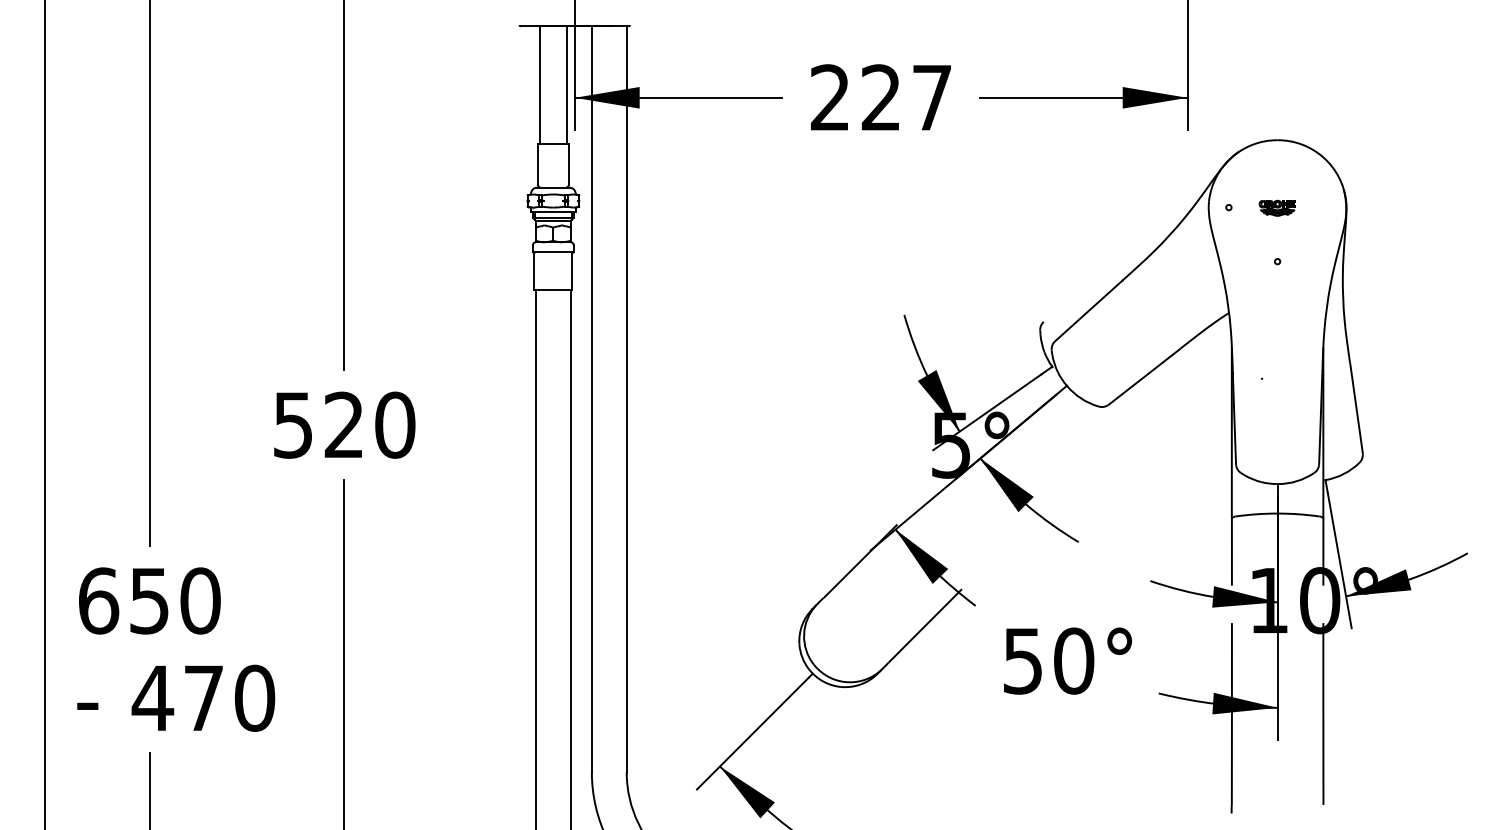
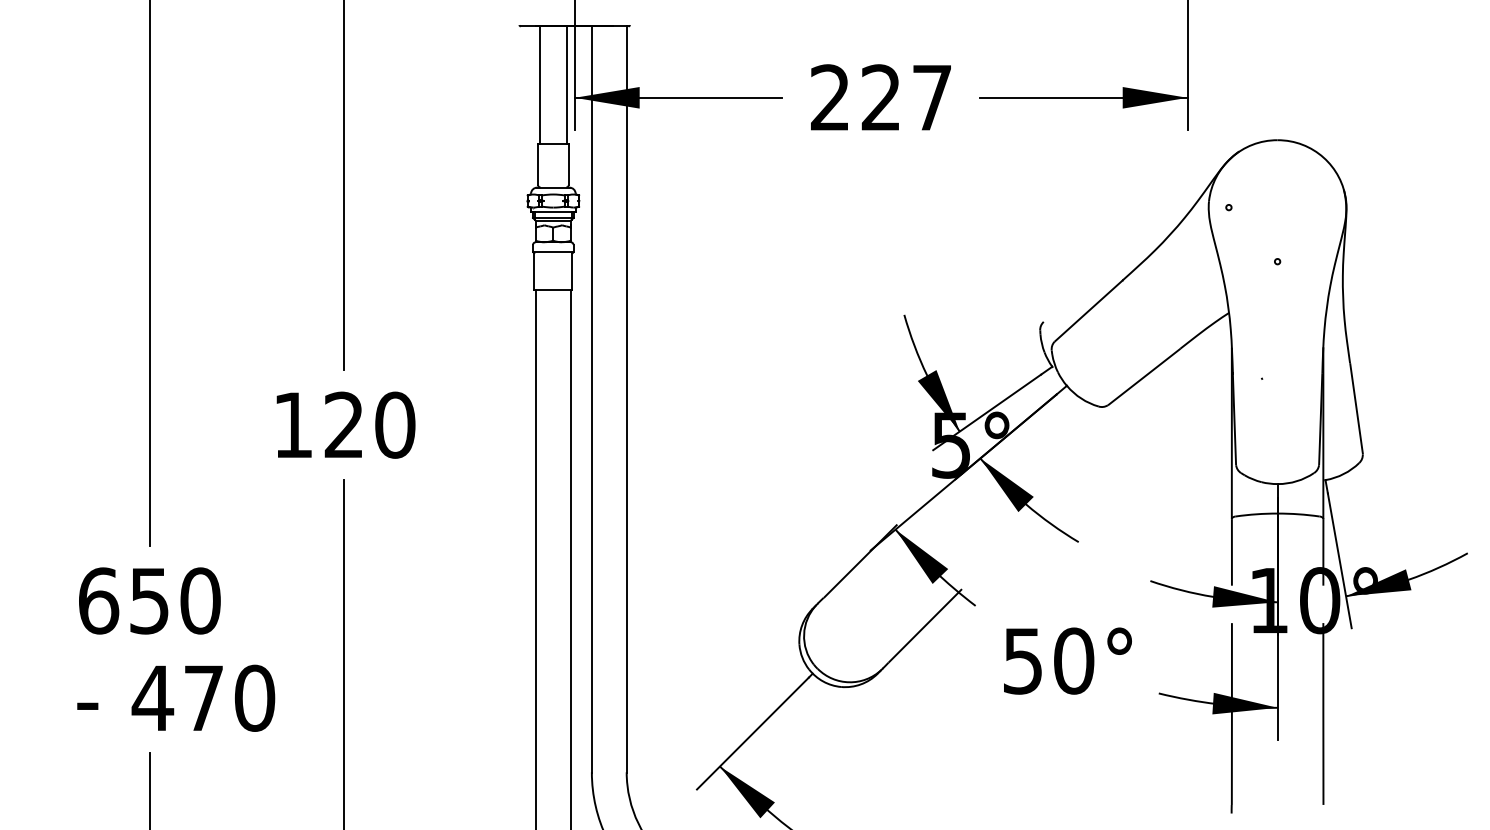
part: present -> none (1276, 207)
line: present -> none (44, 414)
text: 520 -> 120 (292, 425)
